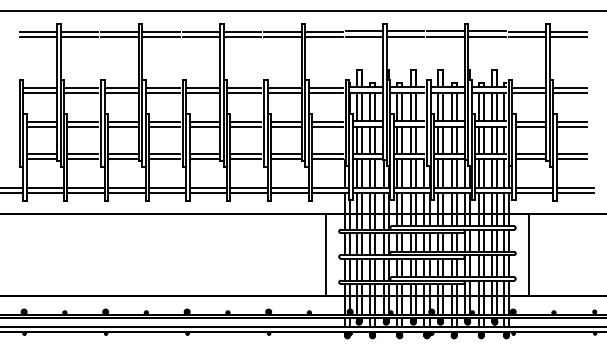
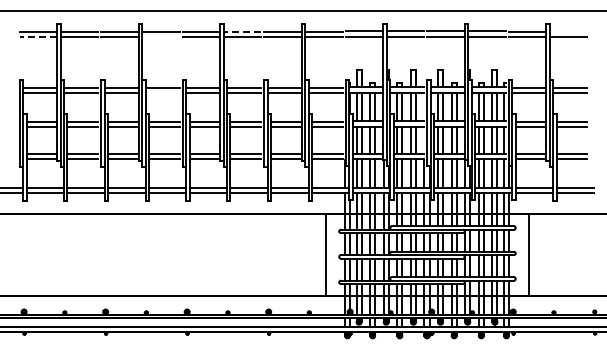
line: solid -> dashed (242, 31)
line: present -> none (568, 31)
line: solid -> dashed (38, 36)
line: present -> none (160, 36)
line: present -> none (162, 92)
